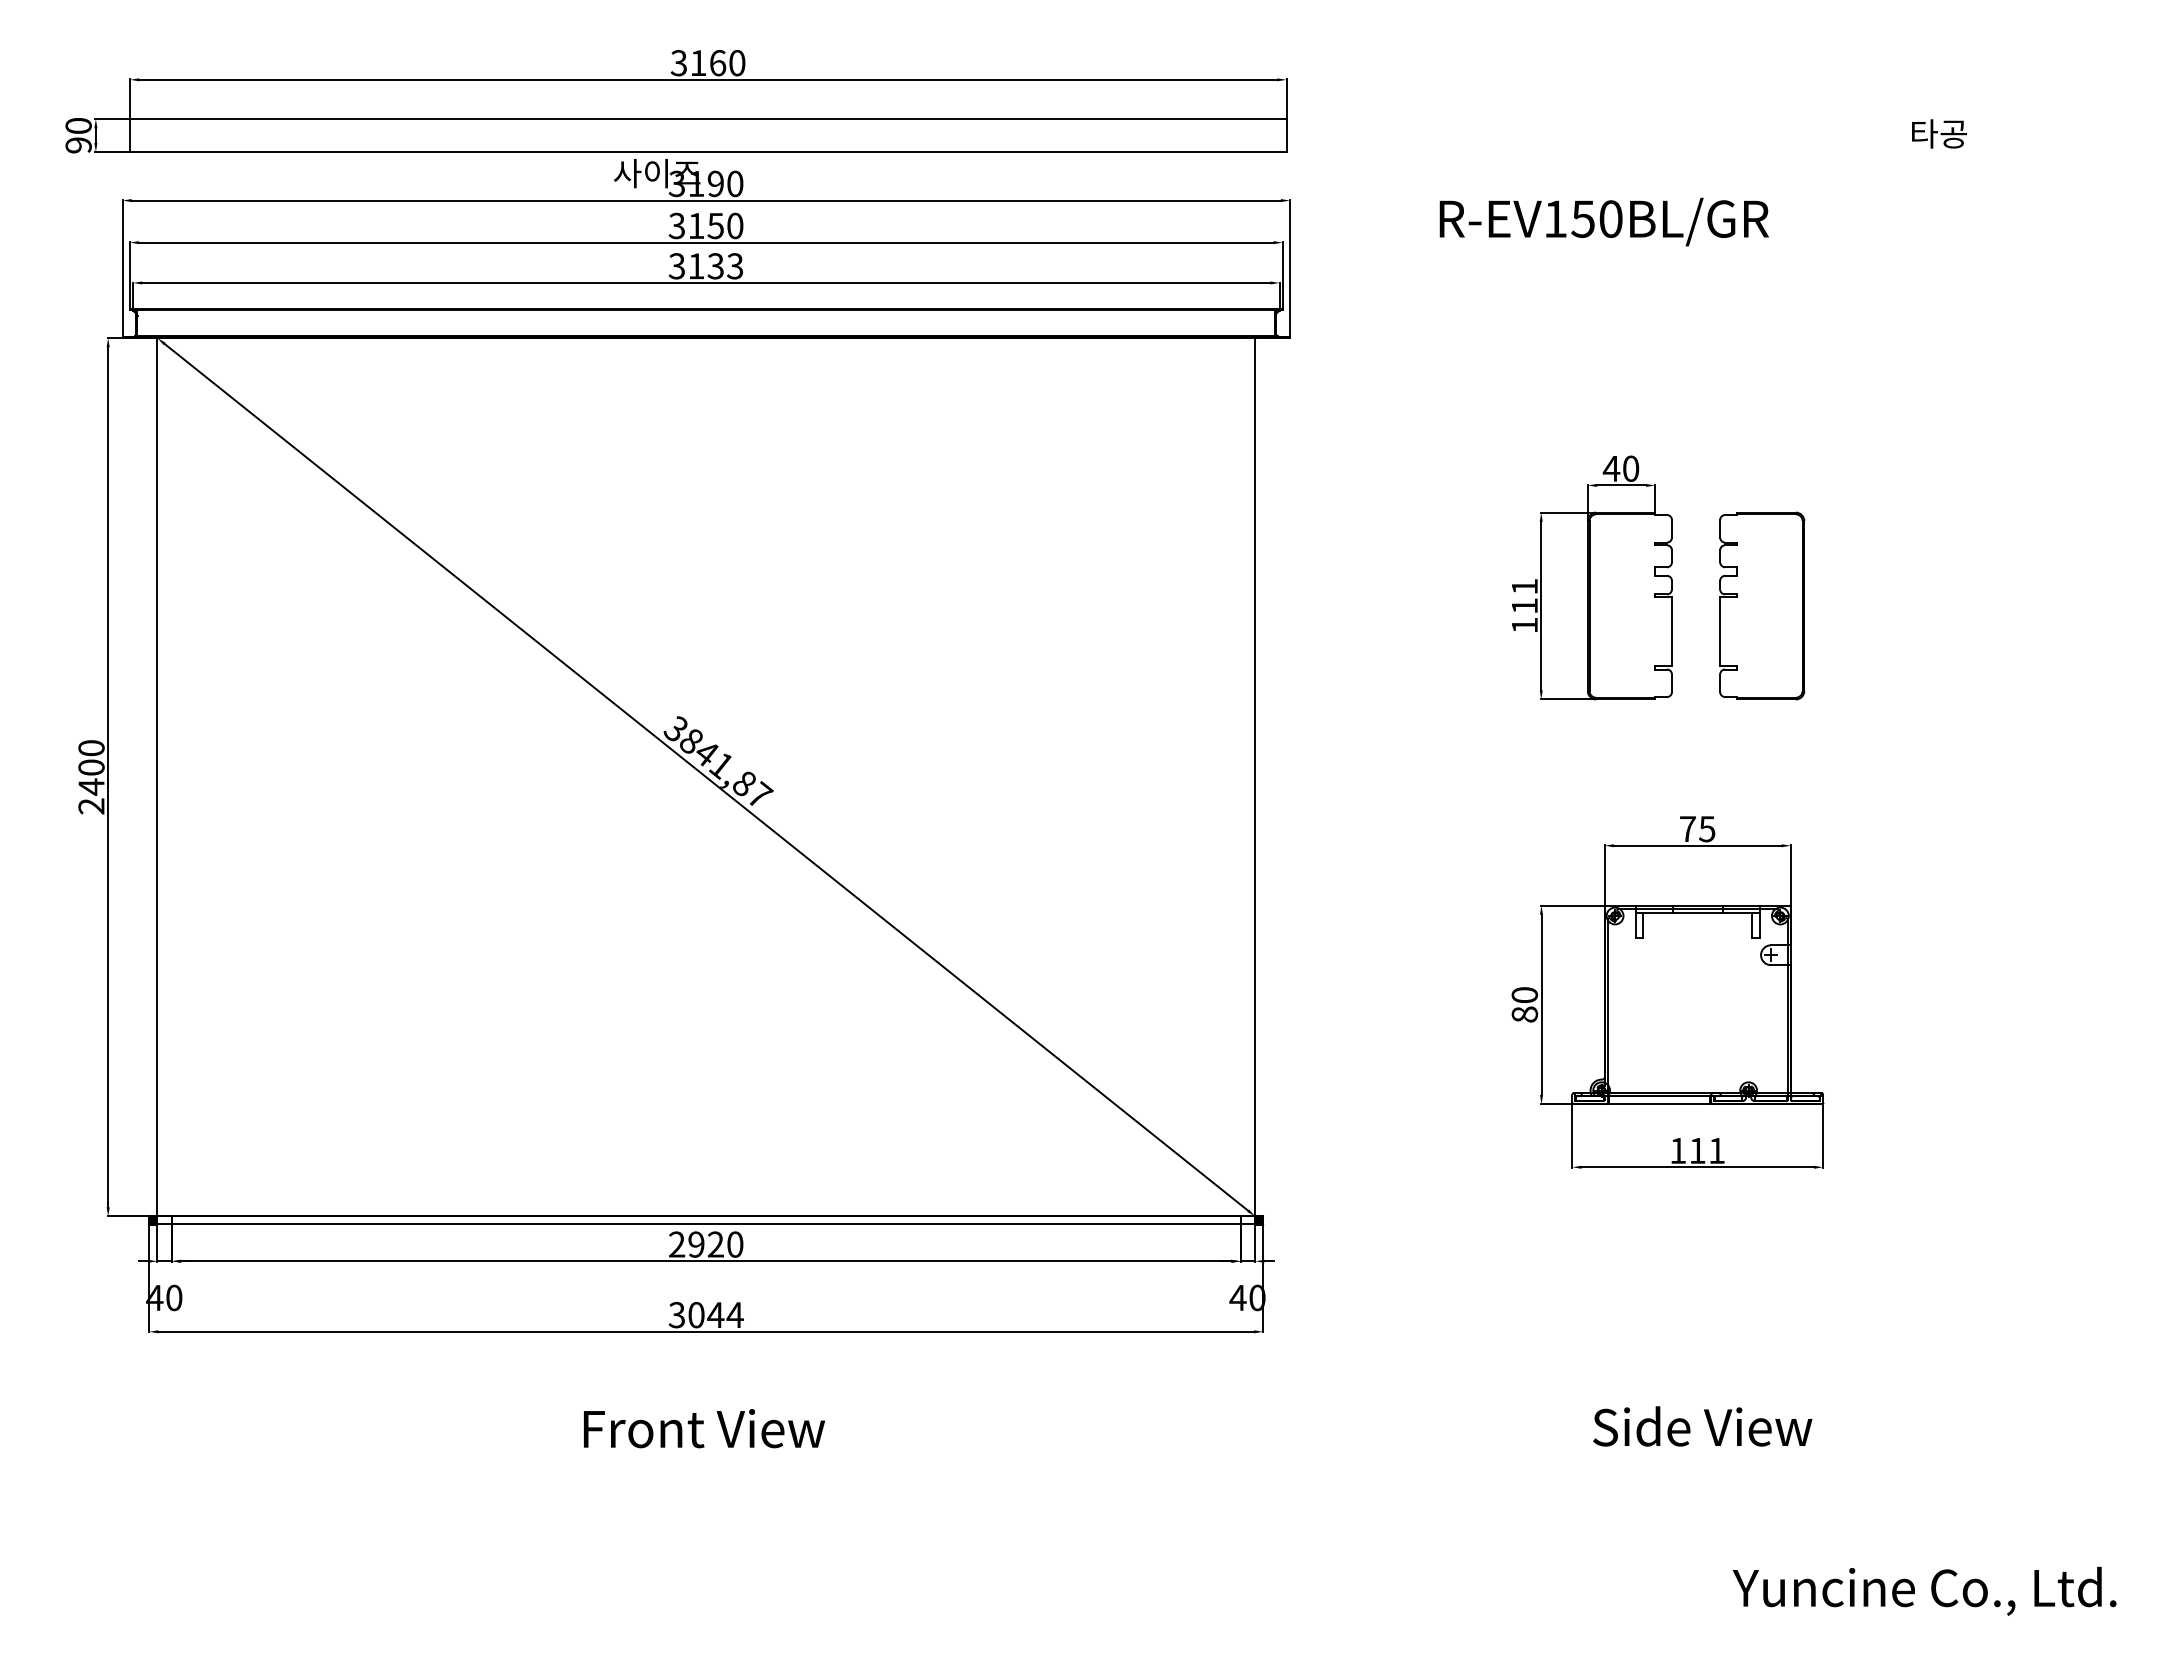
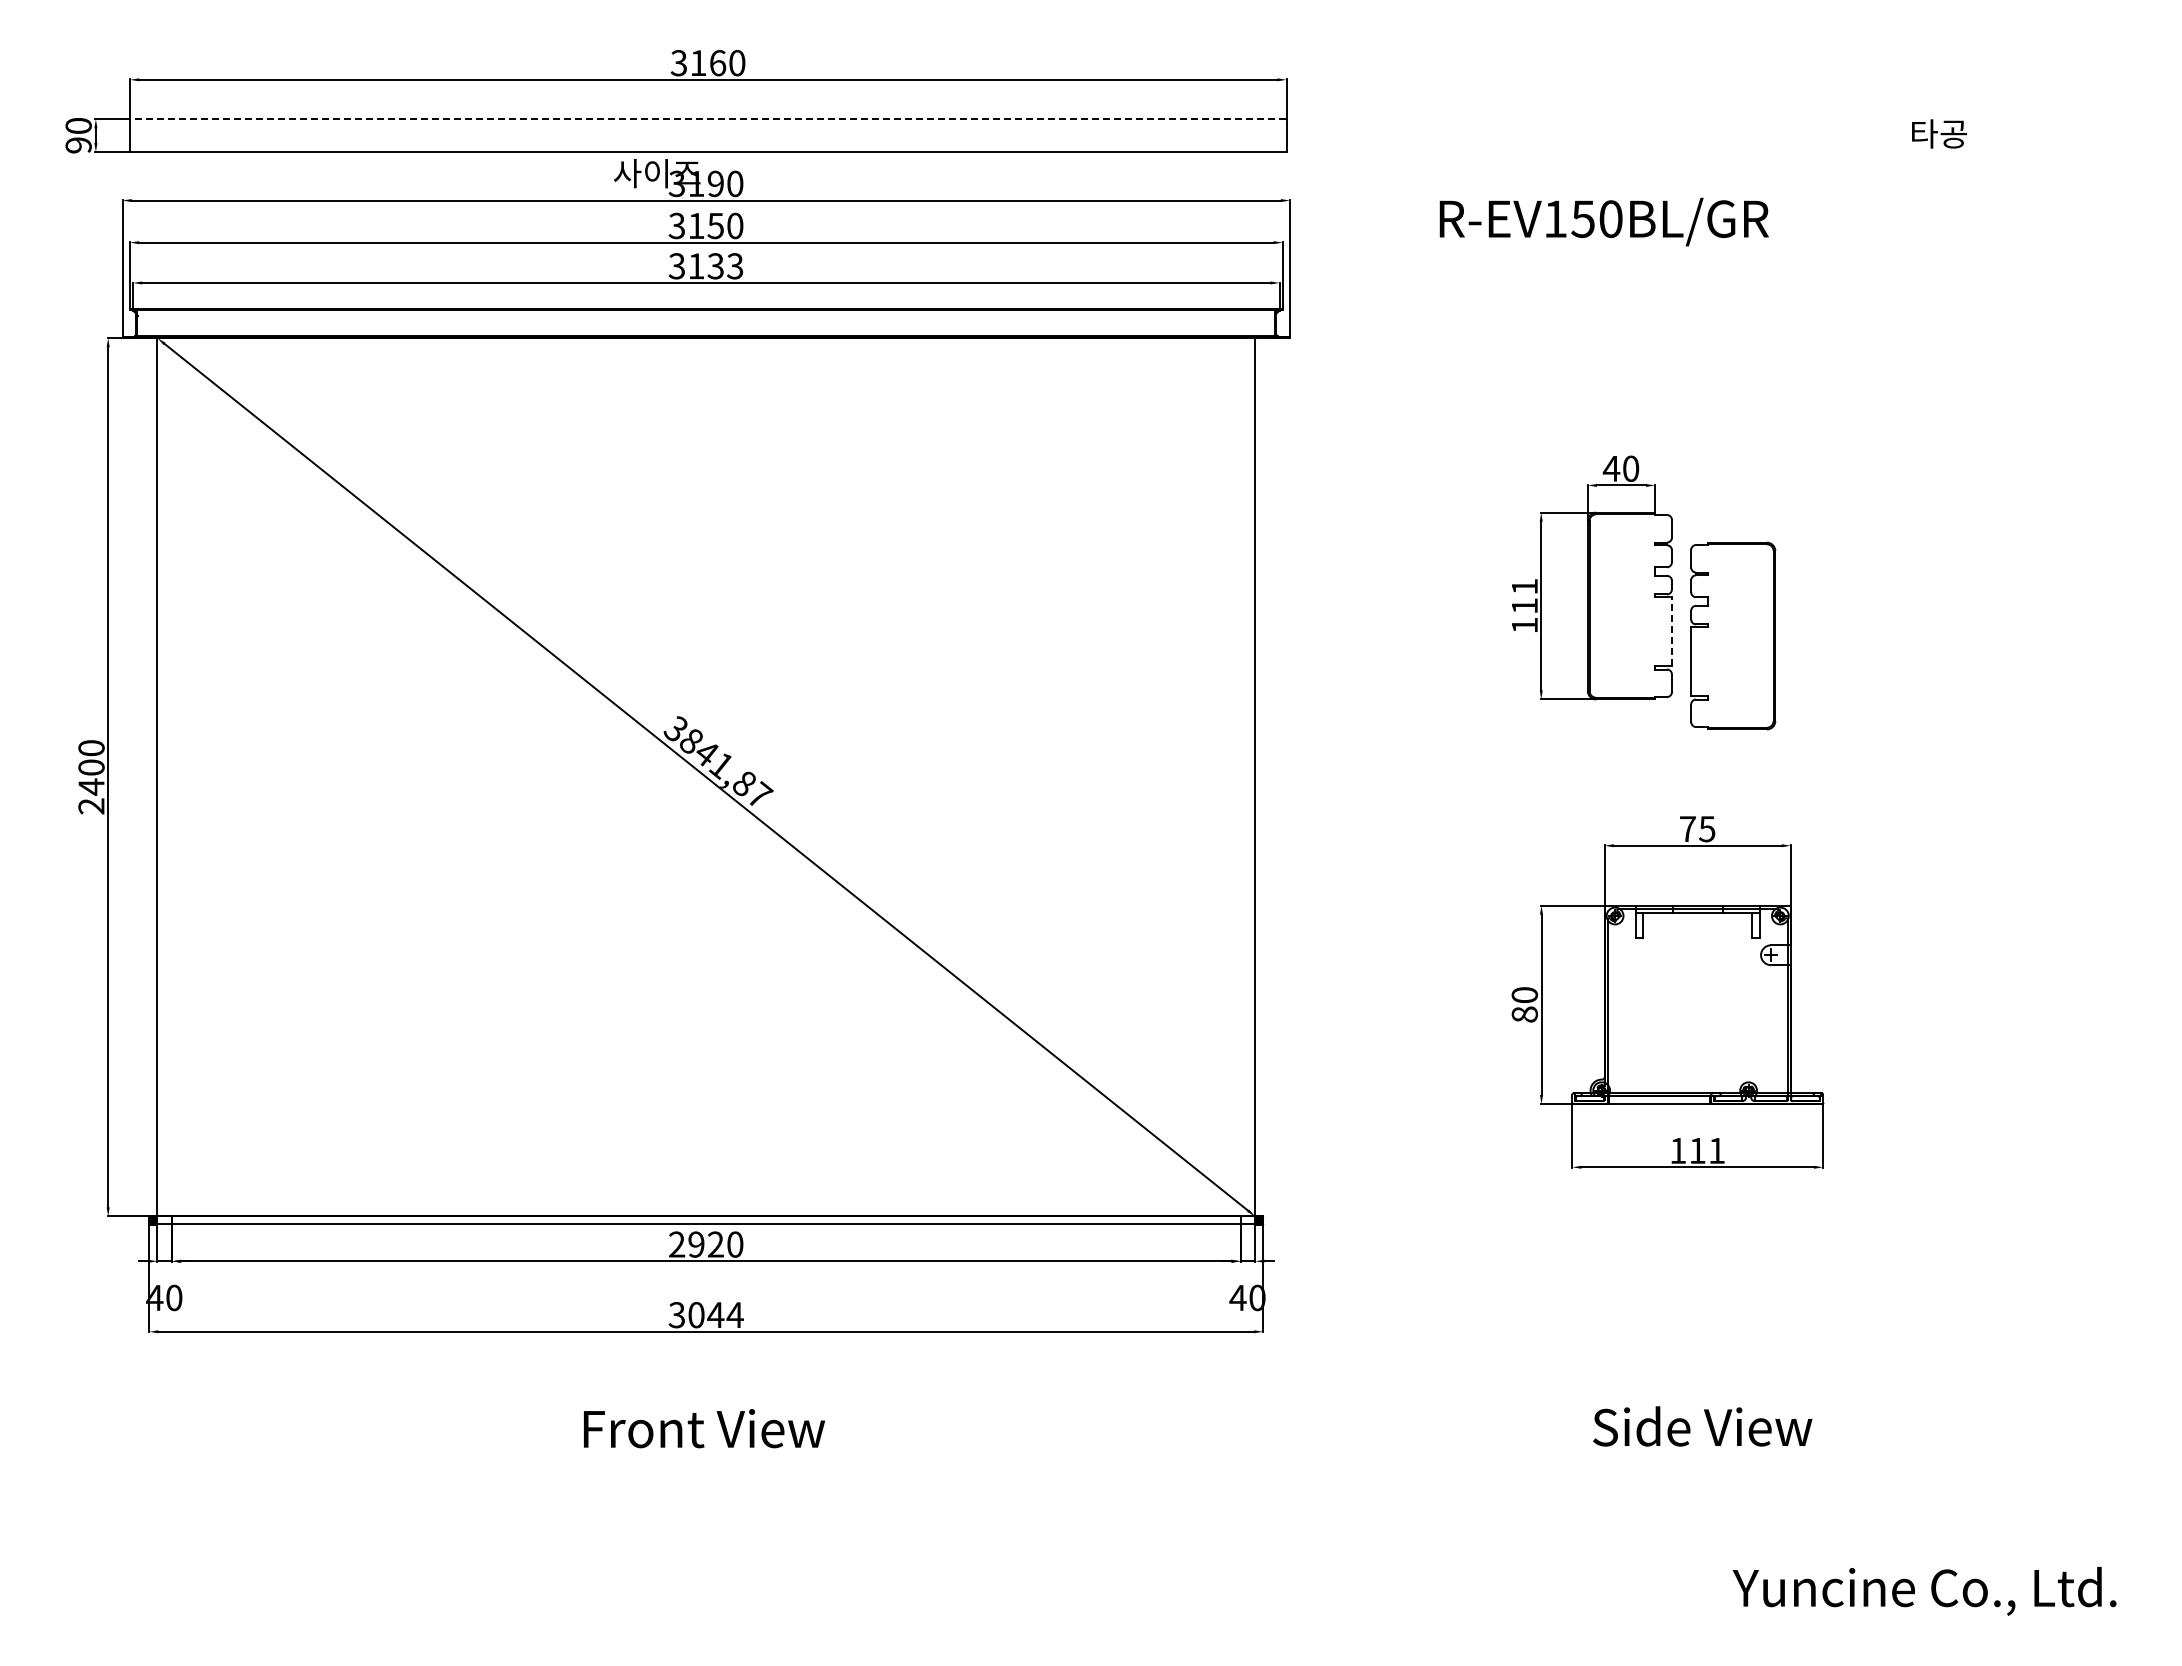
line: solid -> dashed (707, 119)
part position: (1762, 605) -> (1733, 635) (1733, 635)
line: solid -> dashed (1671, 631)
